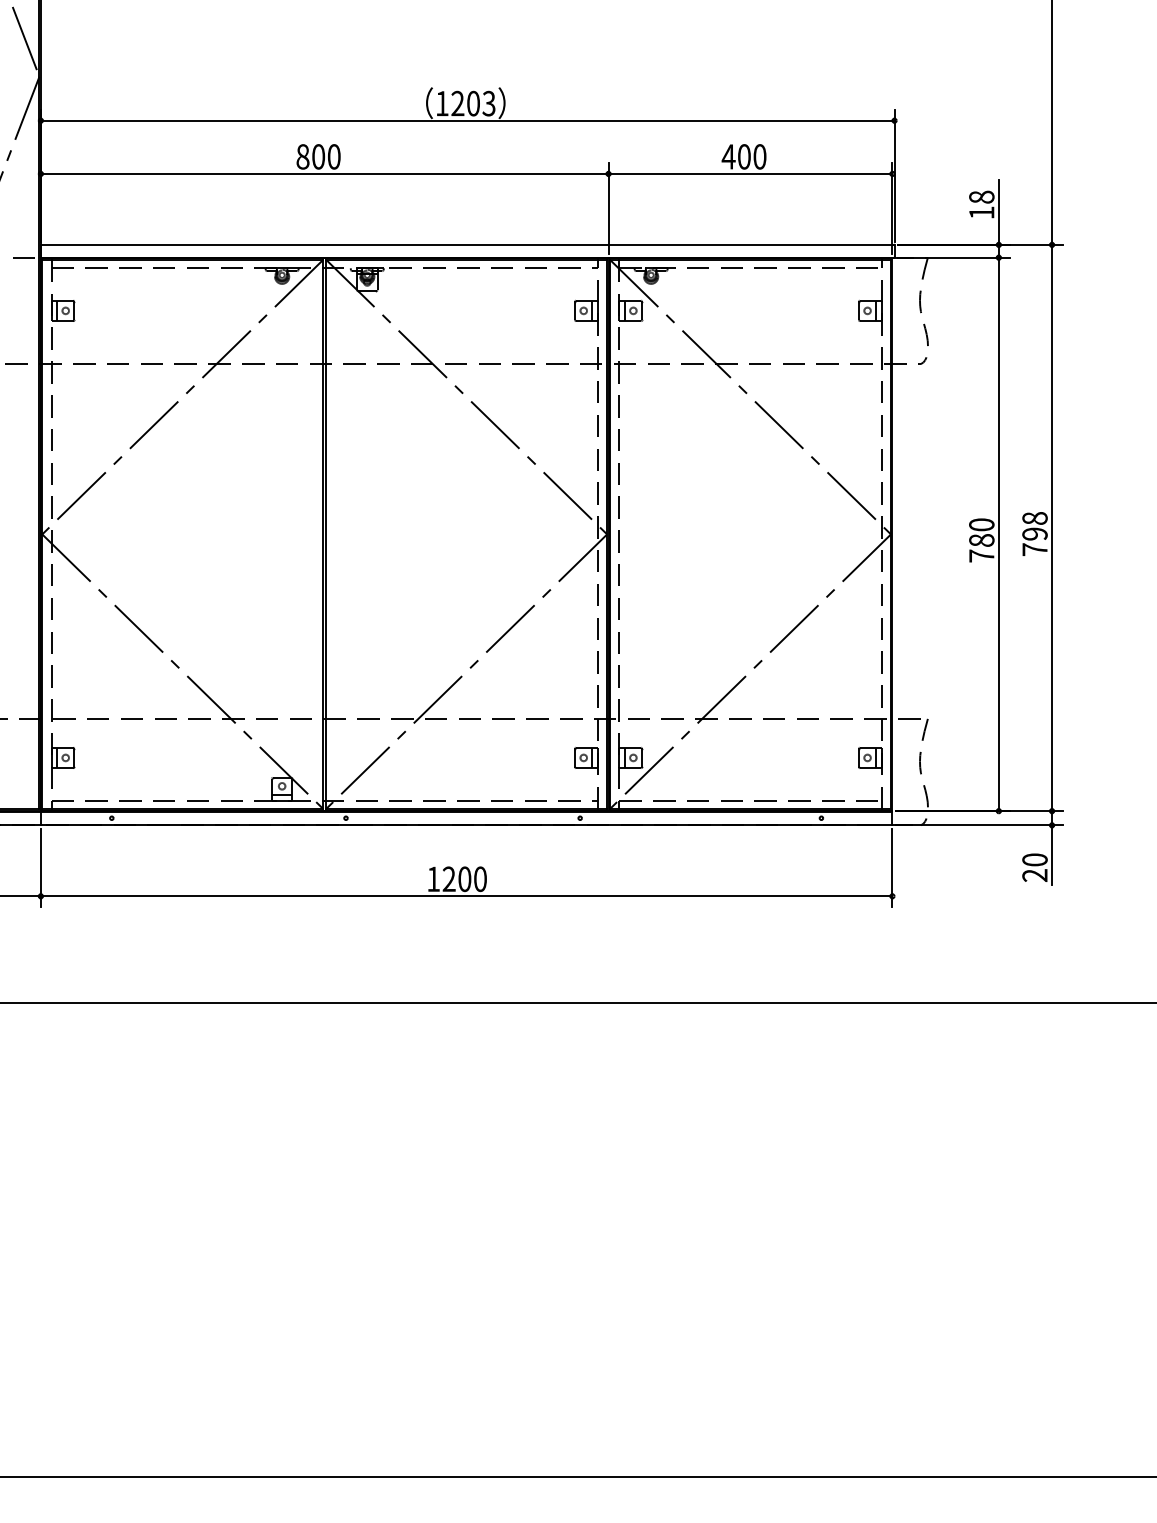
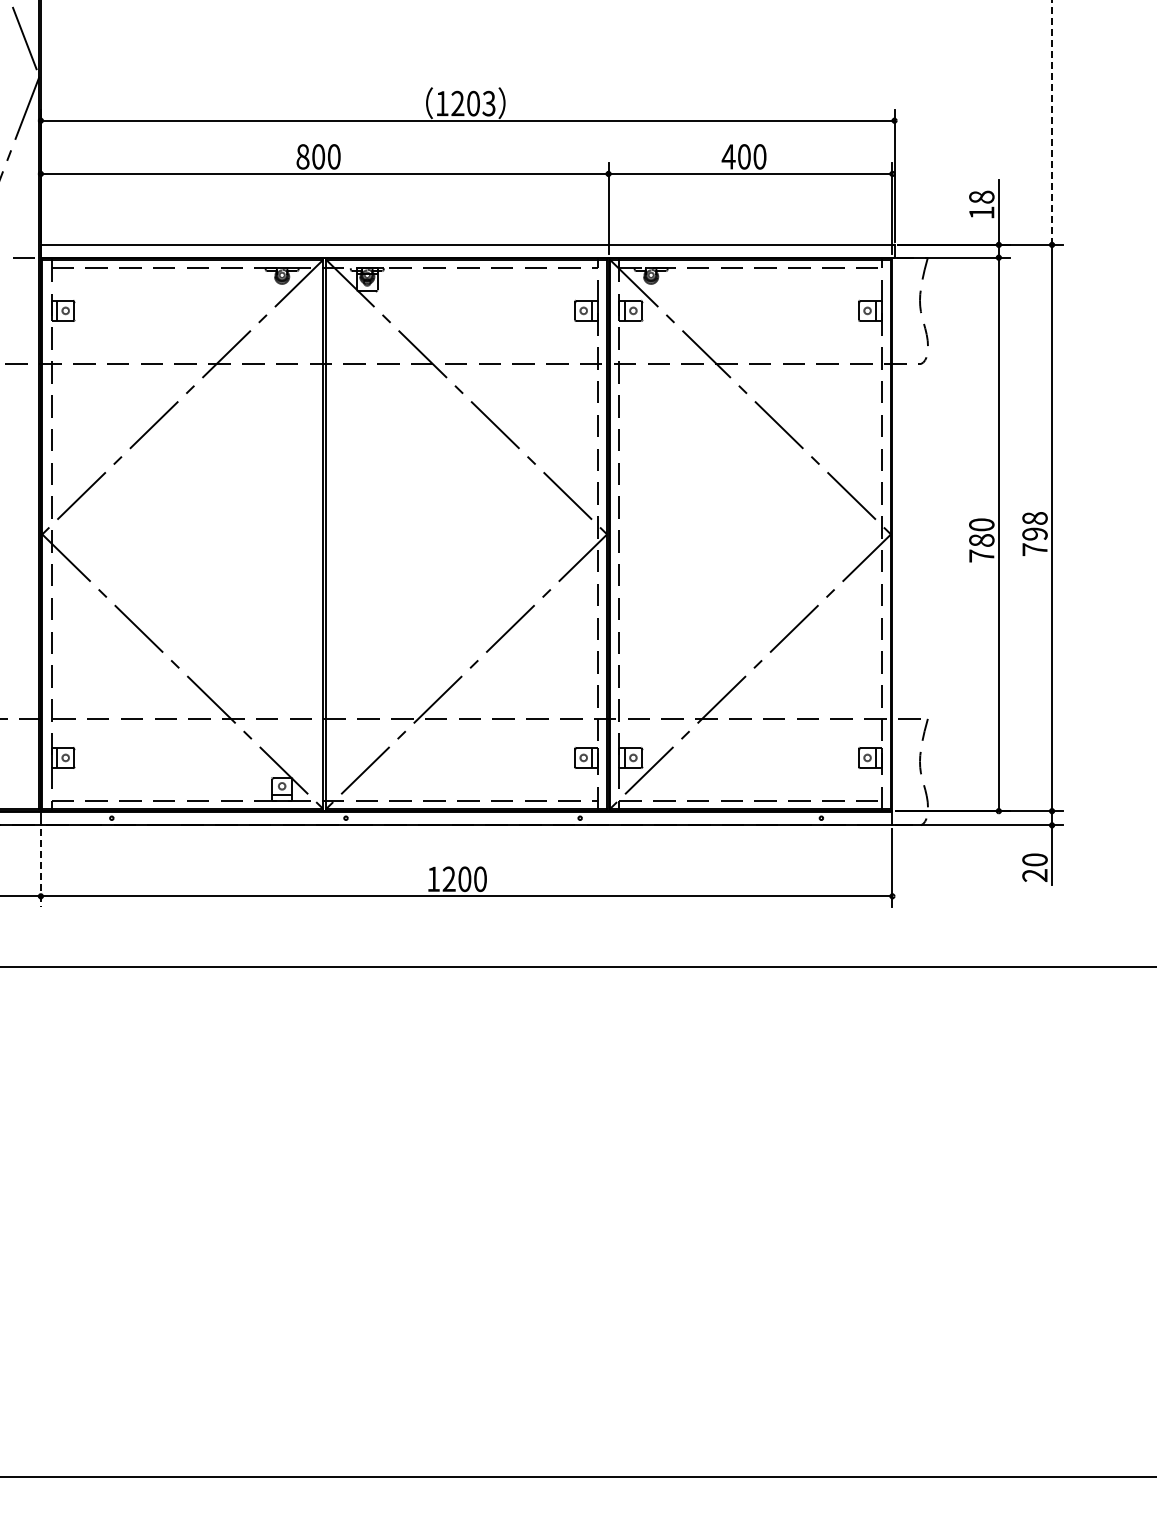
line: solid -> dashed (1052, 122)
line: solid -> dashed (40, 868)
line position: (577, 1002) -> (577, 966) (577, 966)
